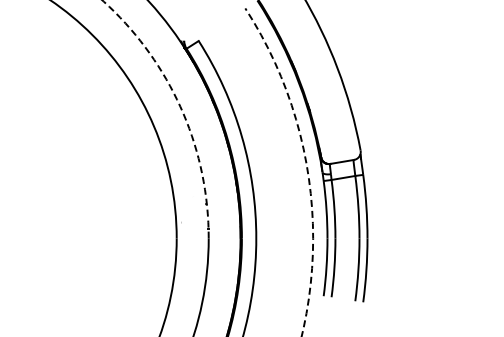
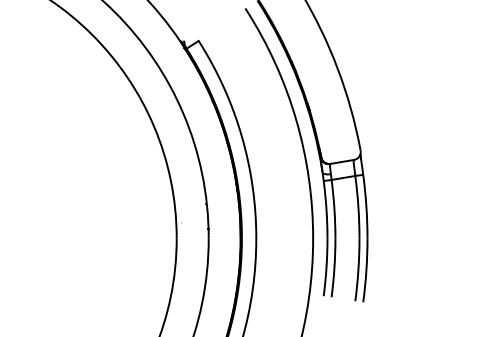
arc: dashed -> solid (180, 106)
arc: dashed -> solid (307, 167)
